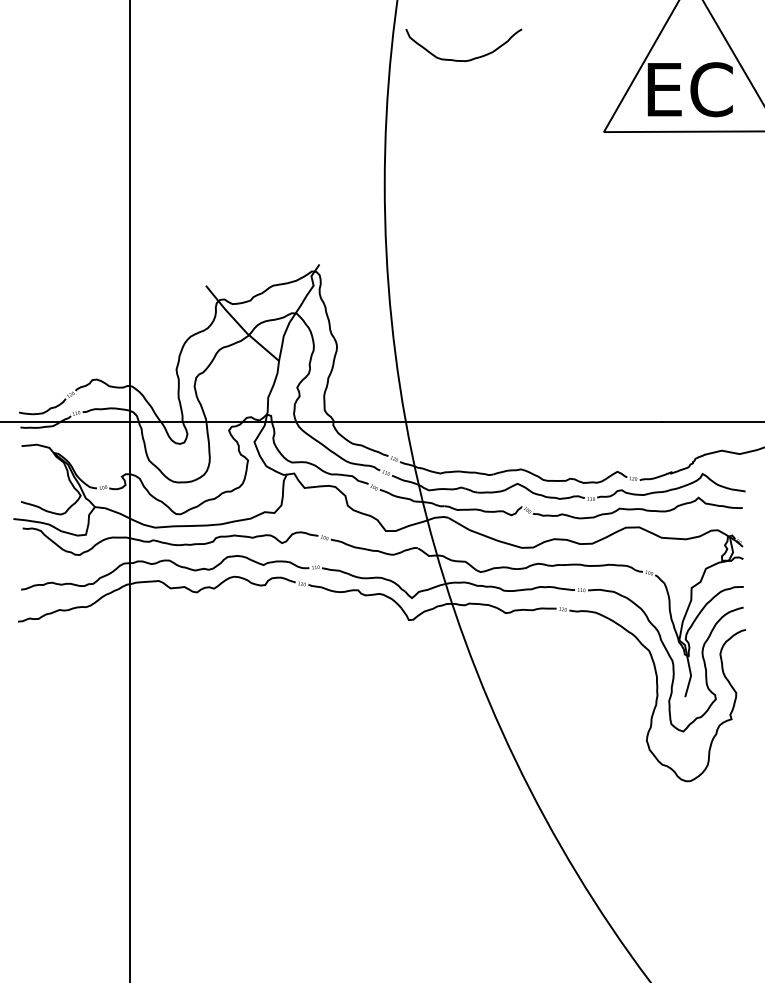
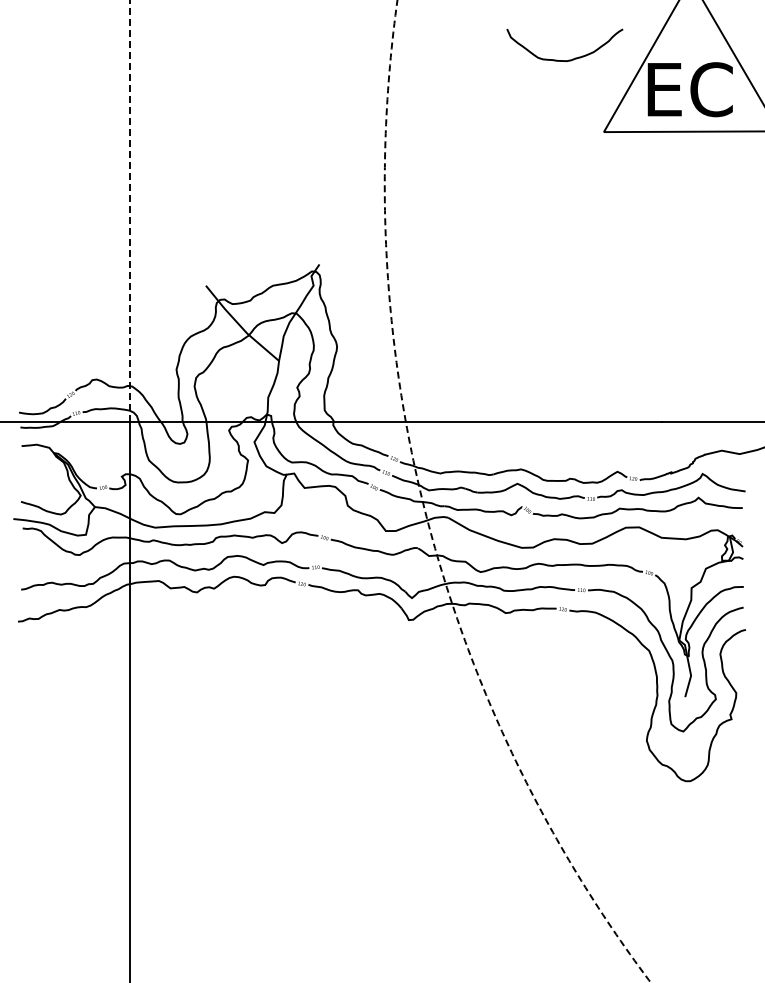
curve position: (467, 59) -> (568, 59) (568, 59)
line: solid -> dashed (130, 211)
circle: solid -> dashed (517, 491)
